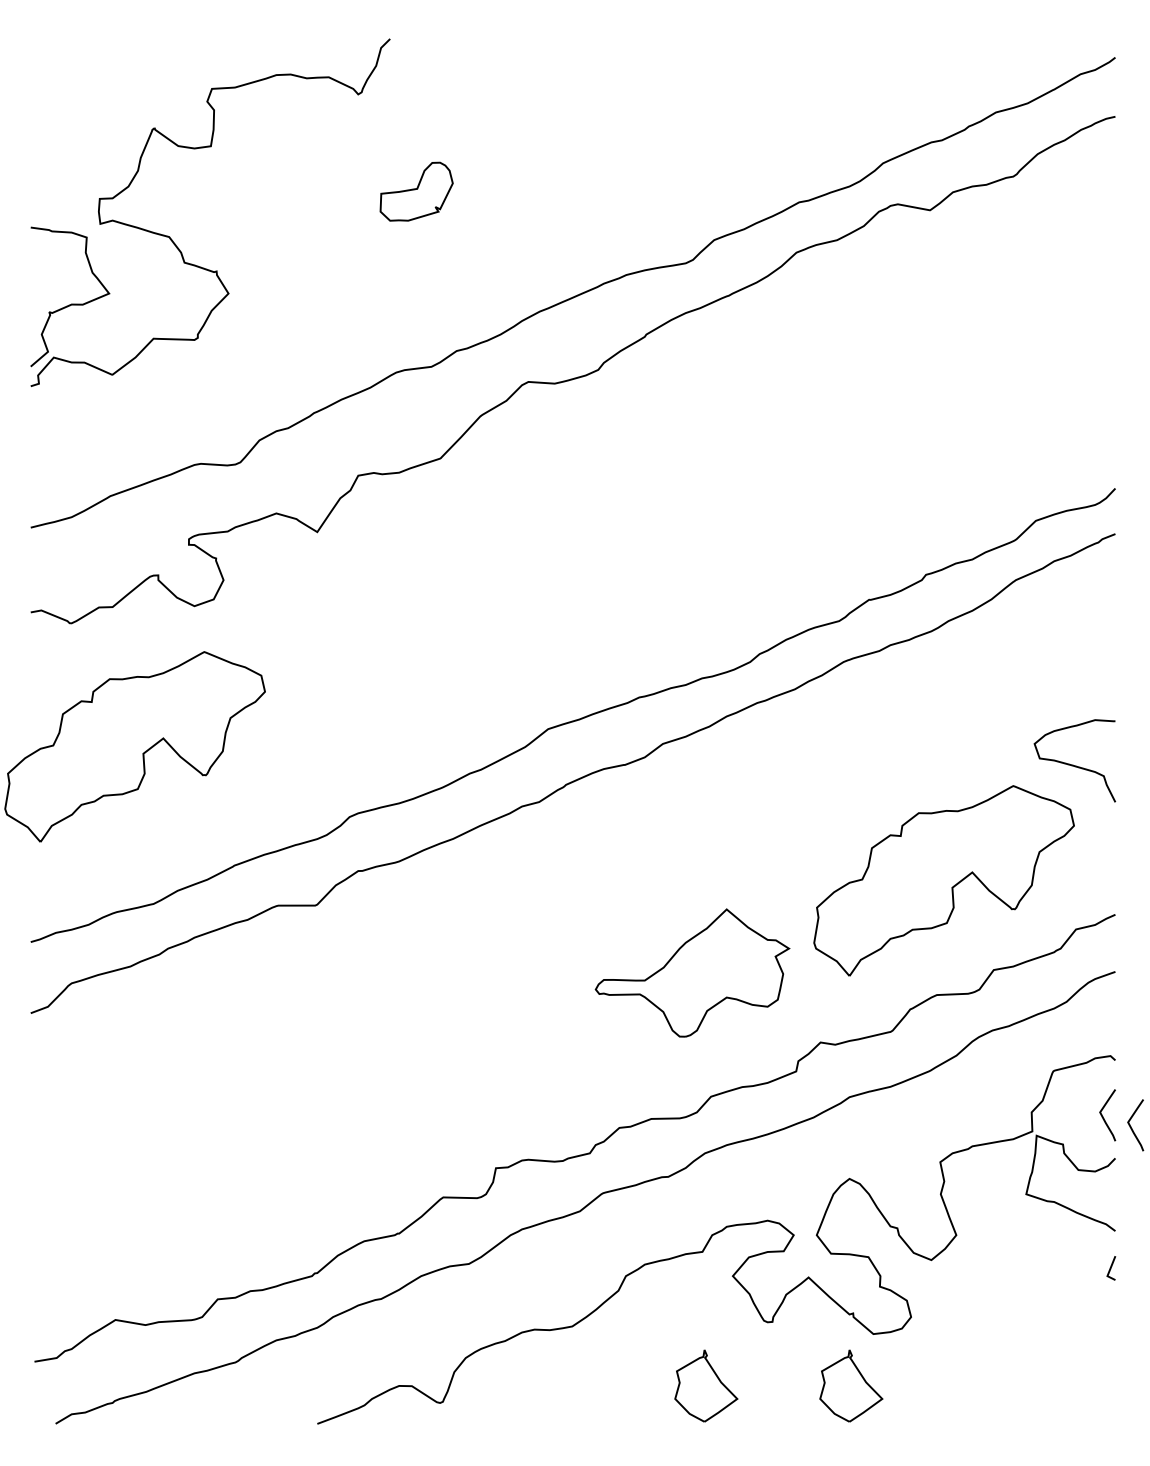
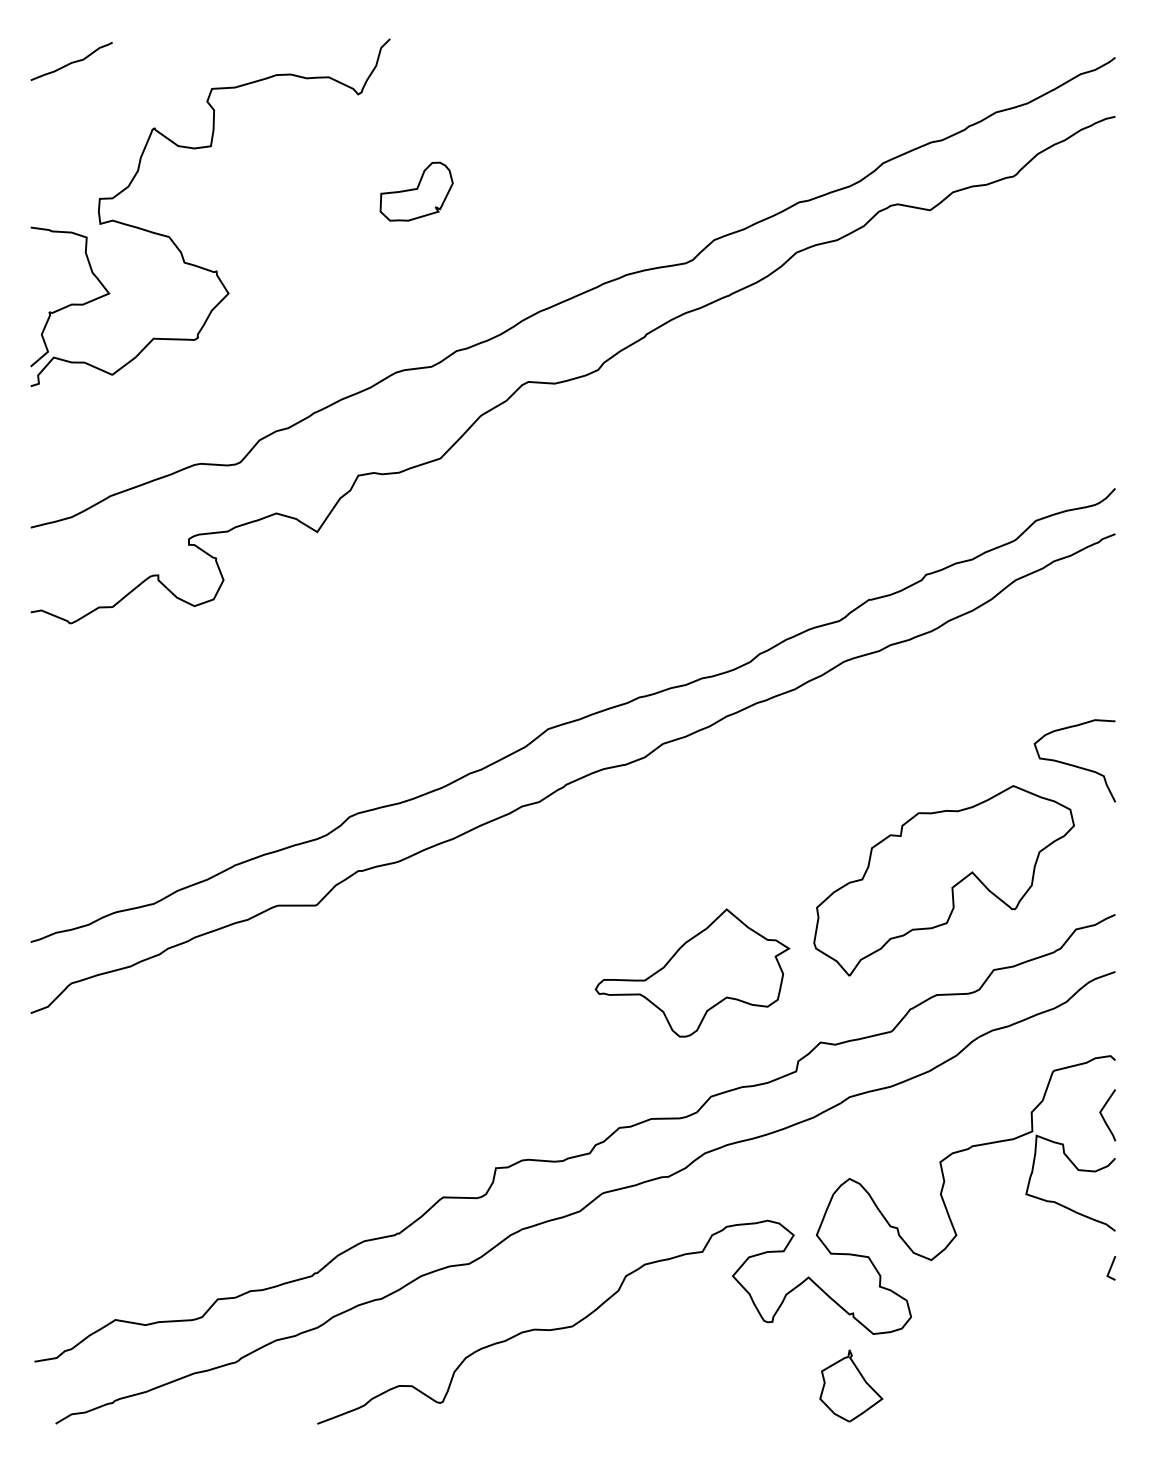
curve: none -> present (72, 61)
part: present -> none (134, 746)
curve: present -> none (1131, 1126)
part: present -> none (706, 1385)
